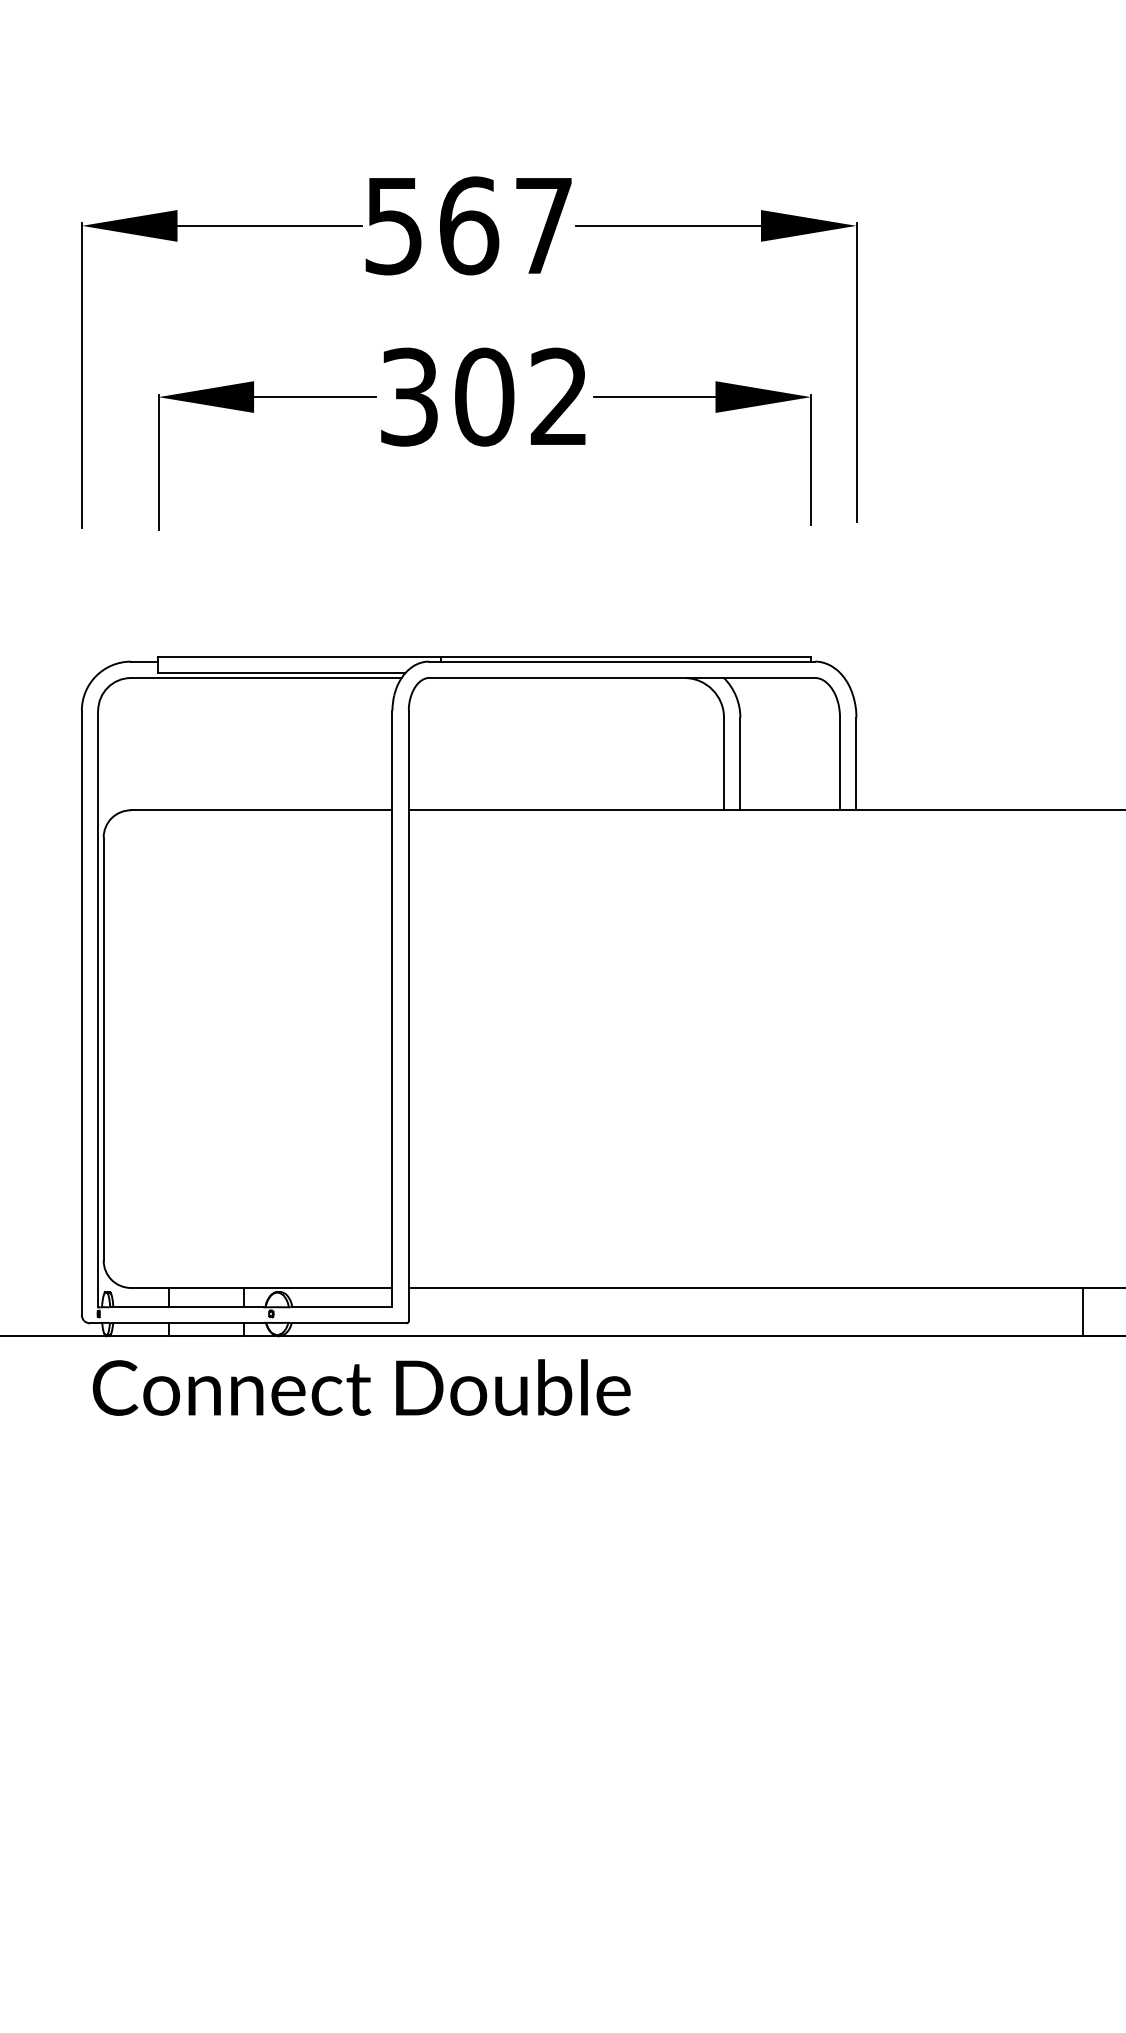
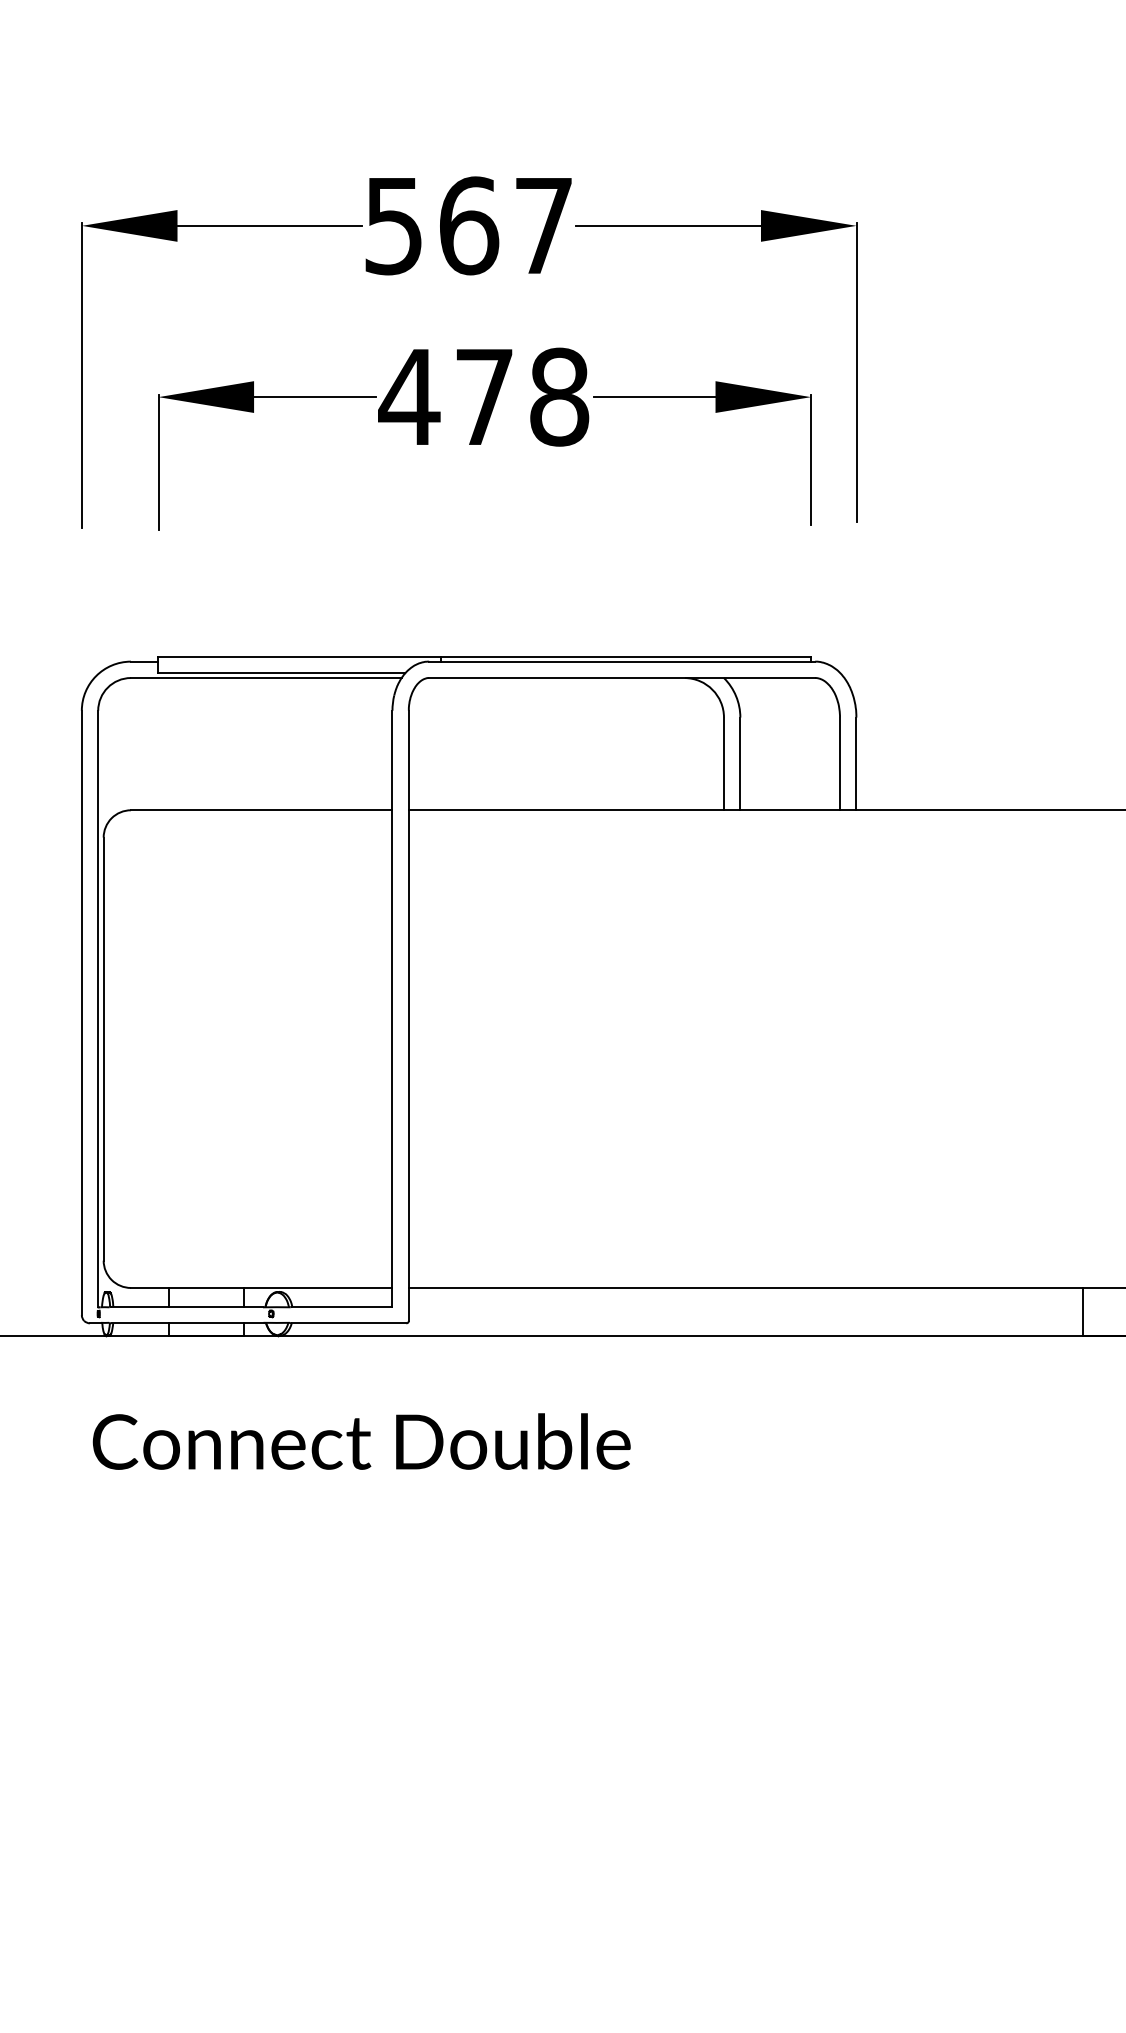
text: 302 -> 478 (483, 396)
text position: (361, 1387) -> (361, 1441) (361, 1441)
